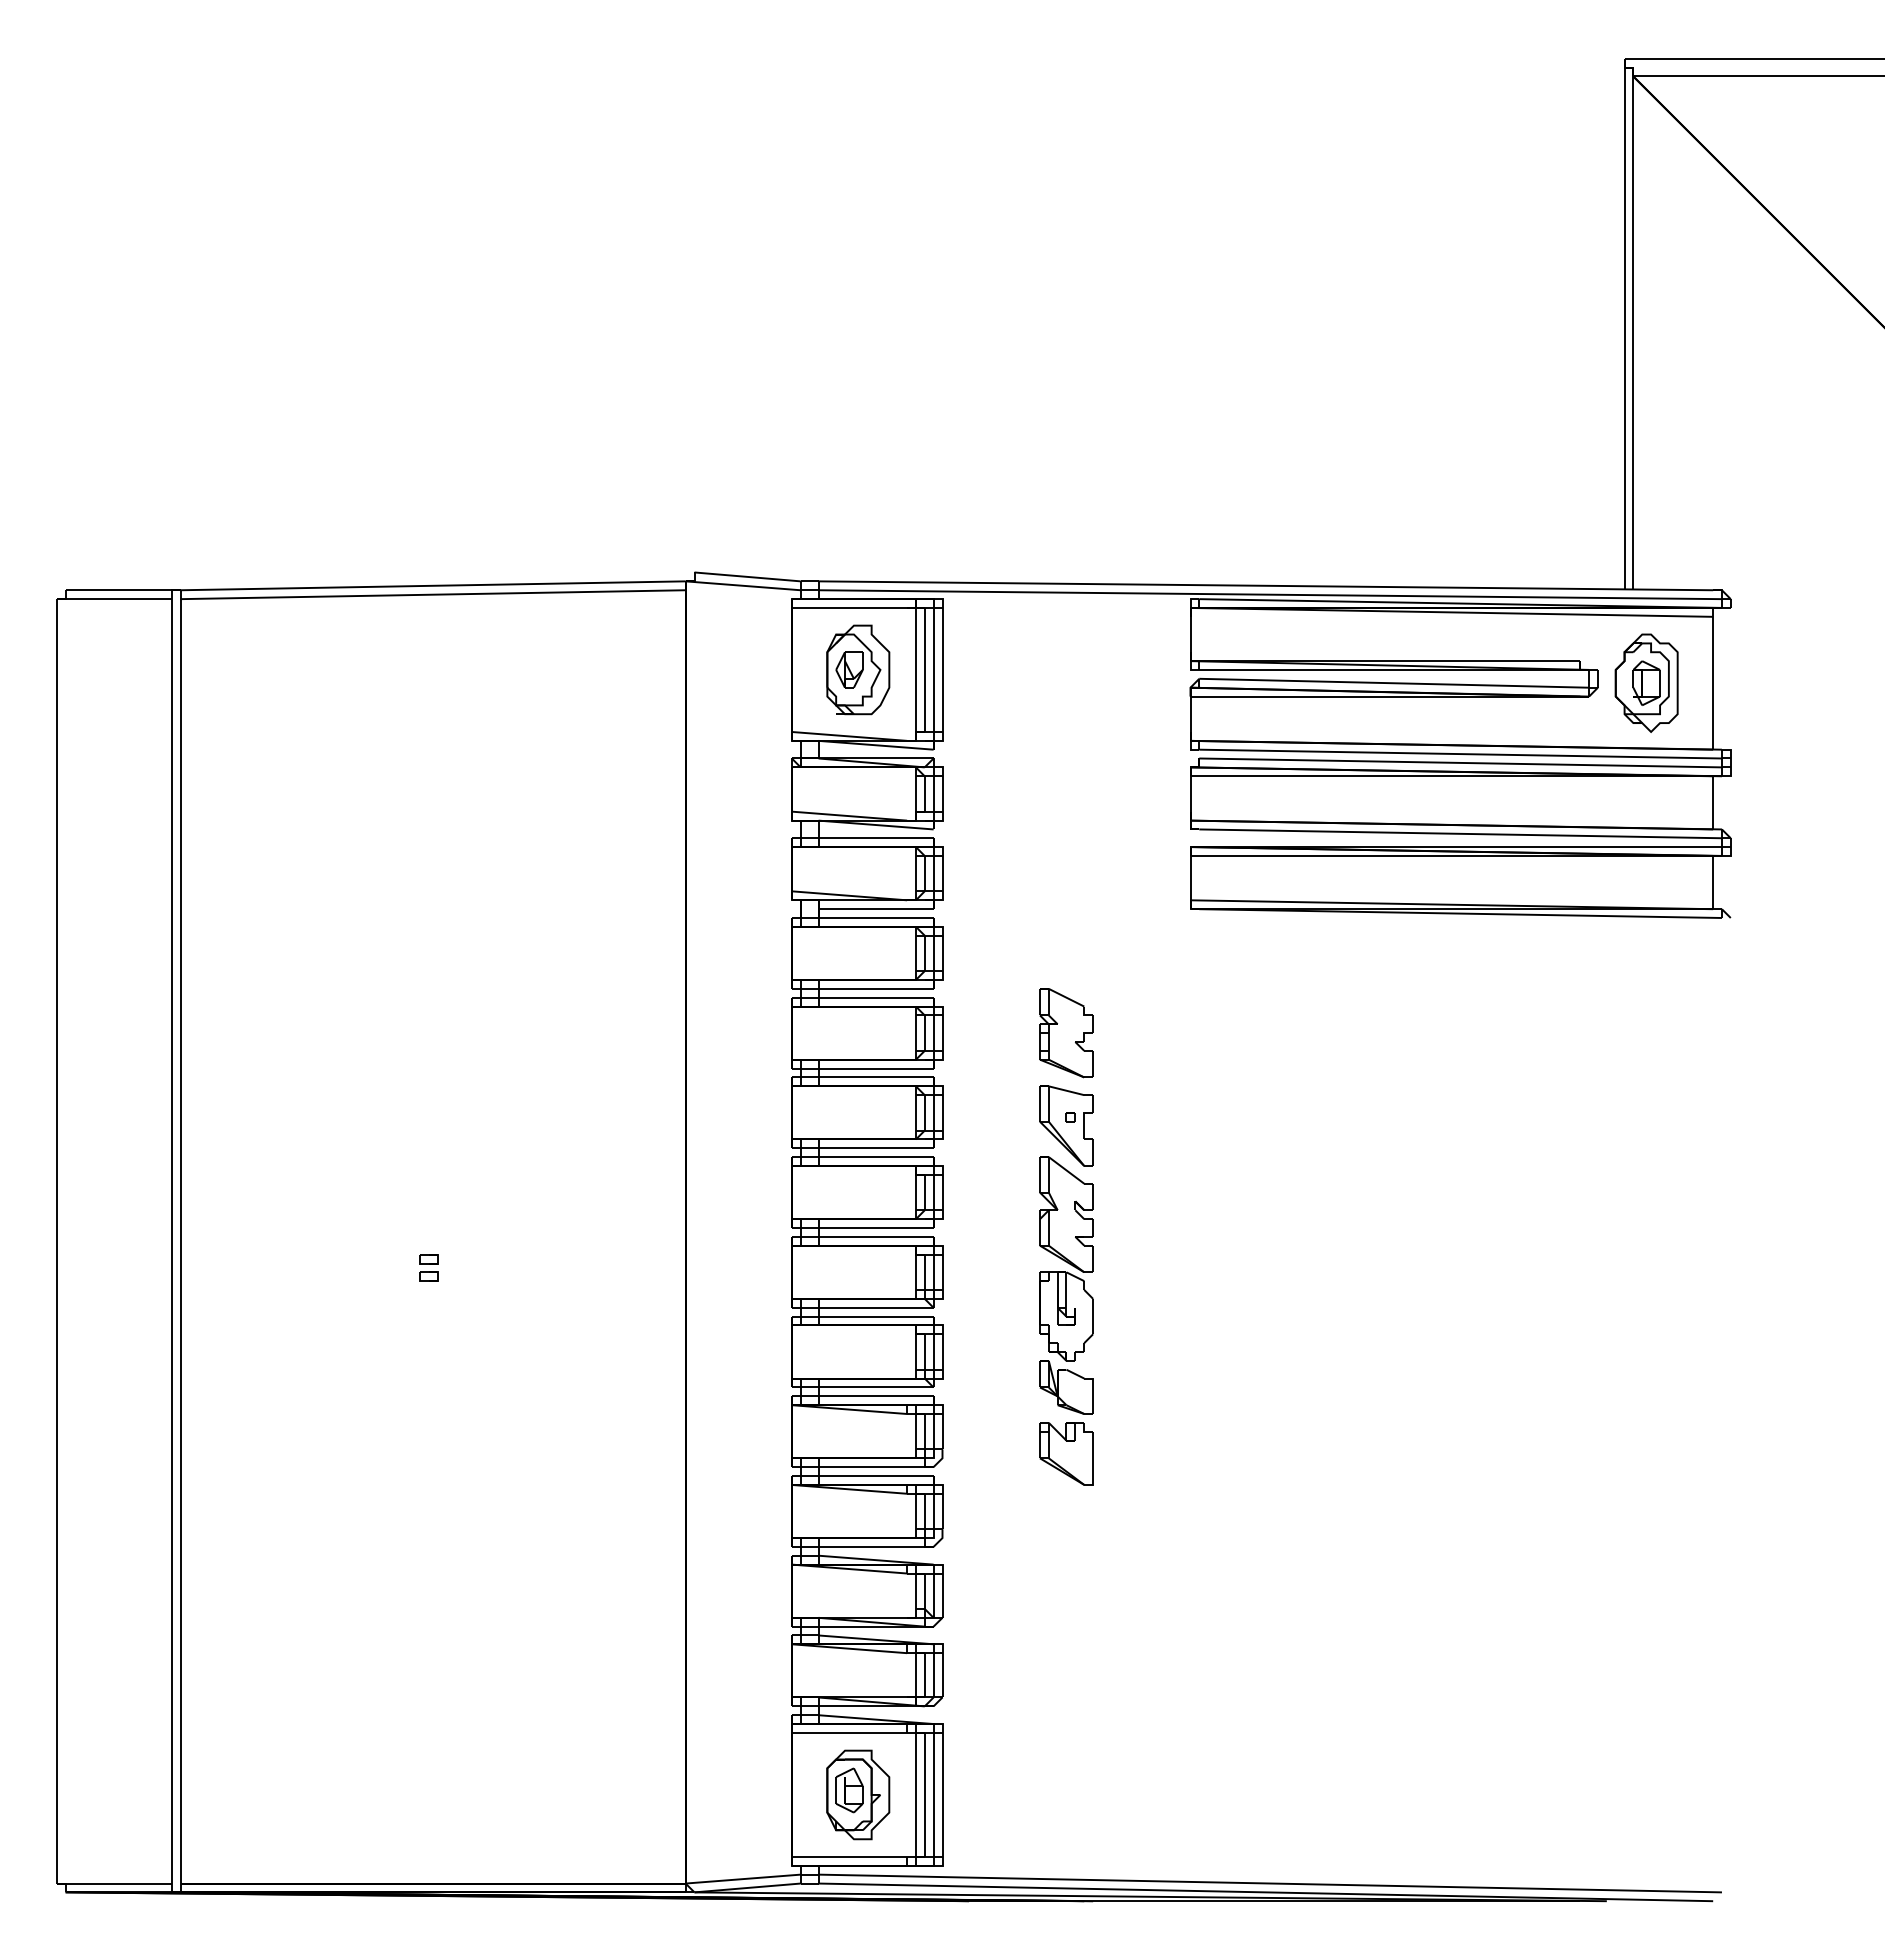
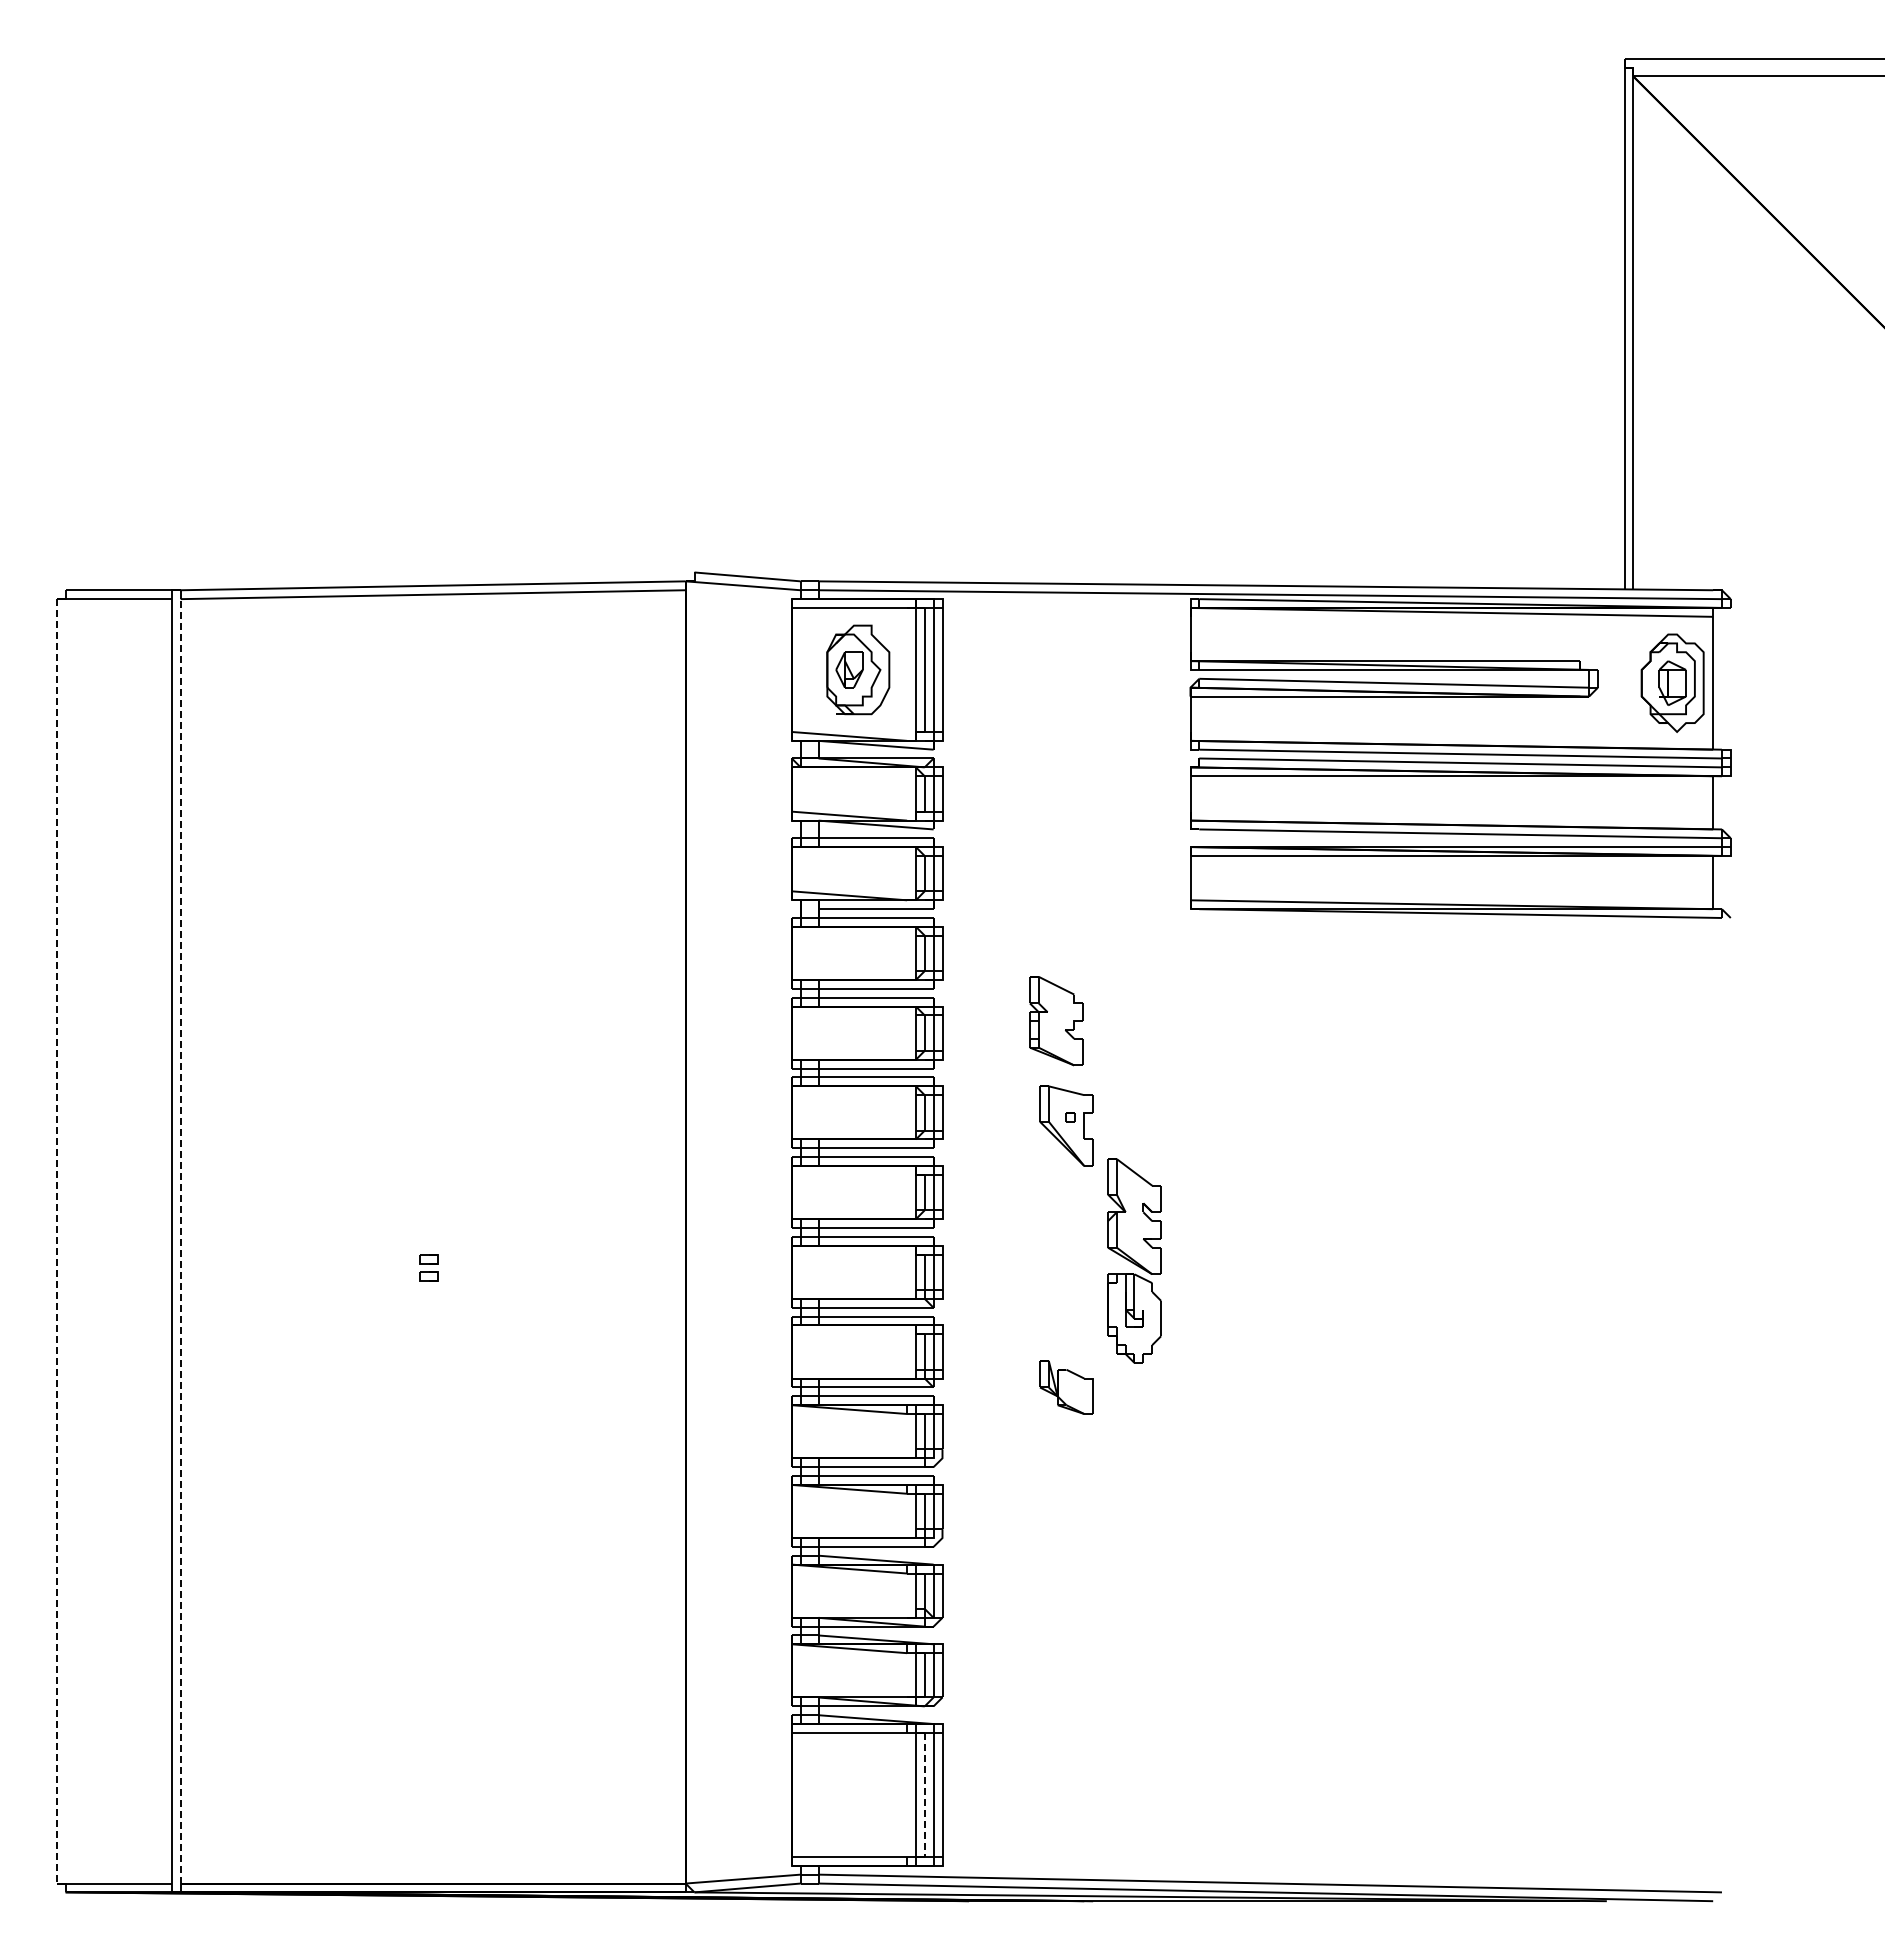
part position: (1646, 682) -> (1672, 682) (1672, 682)
part position: (1066, 1033) -> (1056, 1021) (1056, 1021)
line: solid -> dashed (180, 1240)
line: solid -> dashed (56, 1241)
part position: (1066, 1258) -> (1134, 1260) (1134, 1260)
part: present -> none (1066, 1453)
part: present -> none (858, 1794)
line: solid -> dashed (924, 1795)
